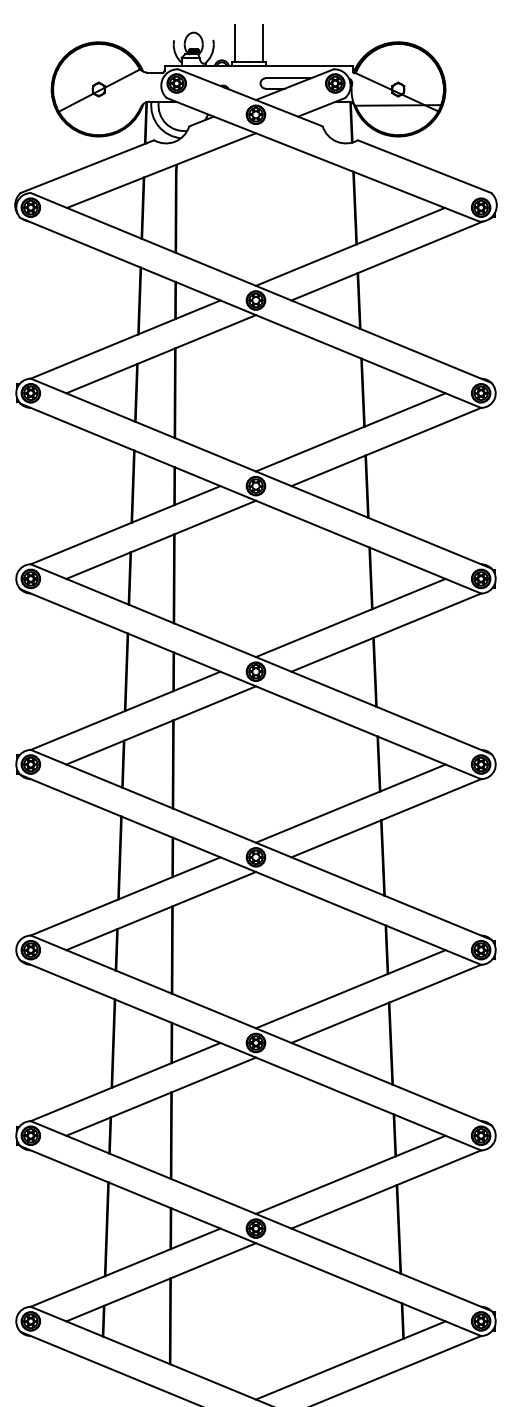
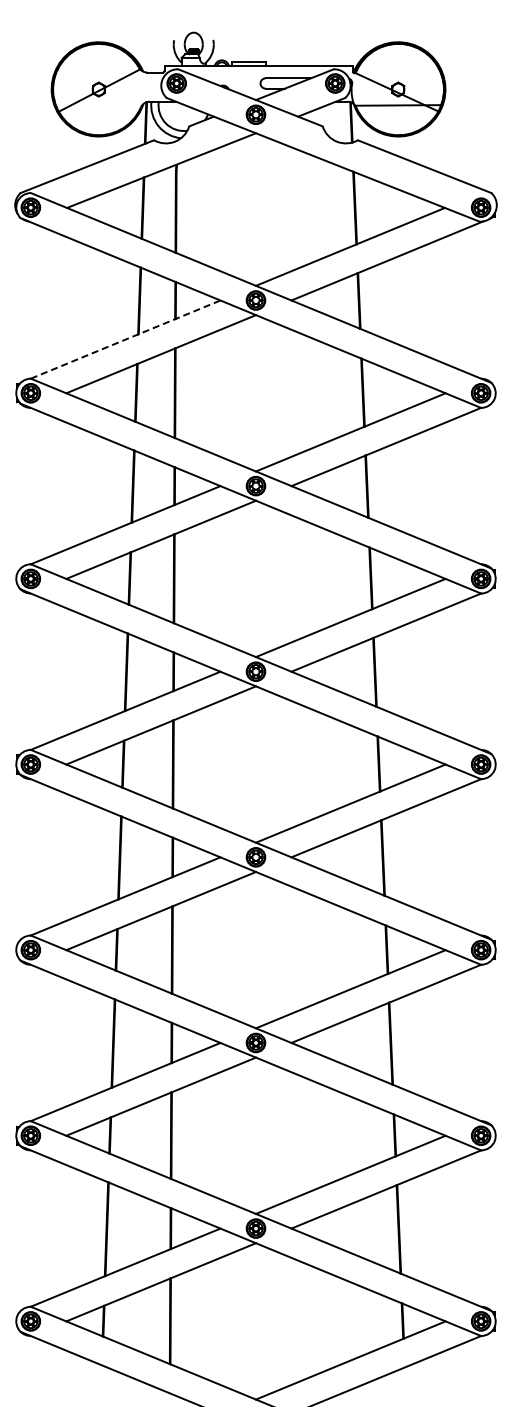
line: present -> none (234, 43)
line: present -> none (262, 43)
line: solid -> dashed (125, 339)
